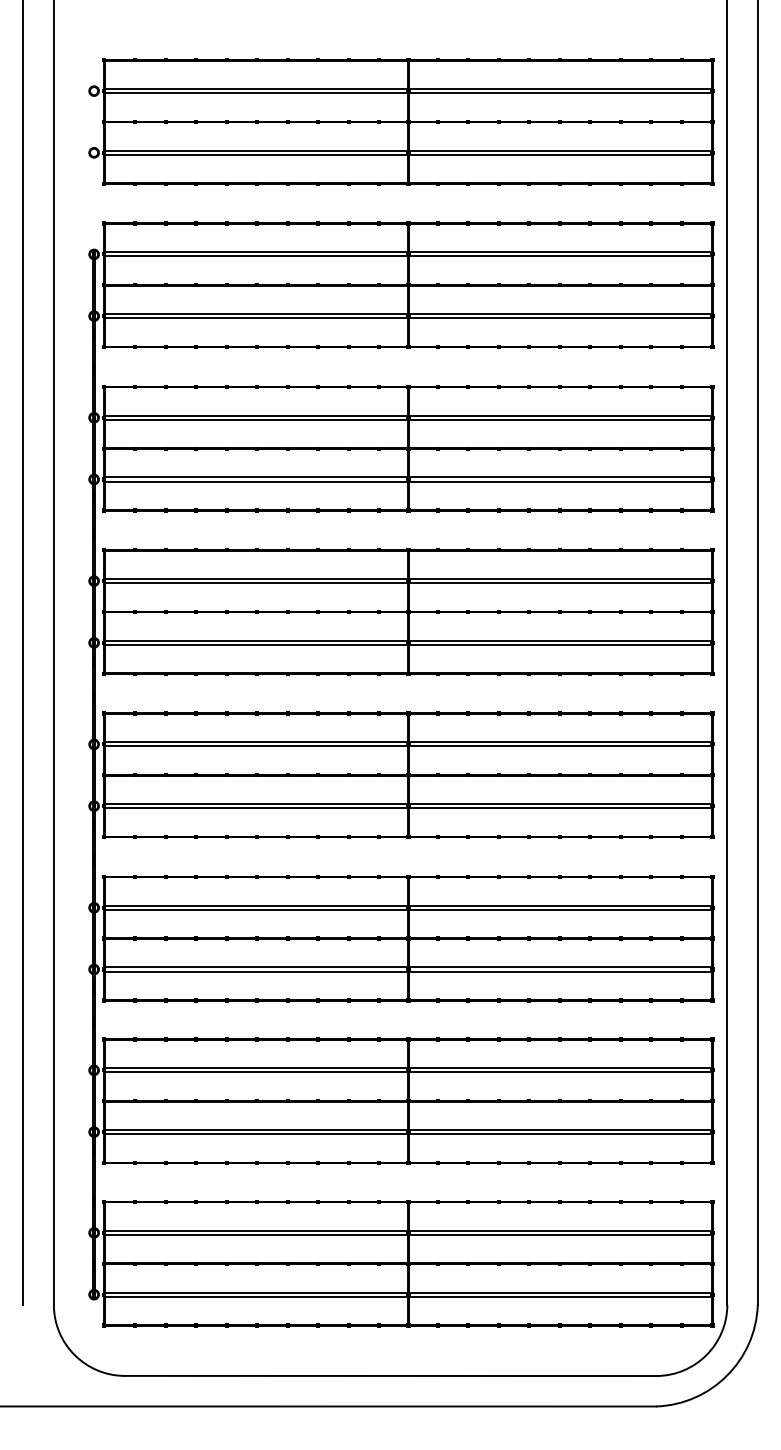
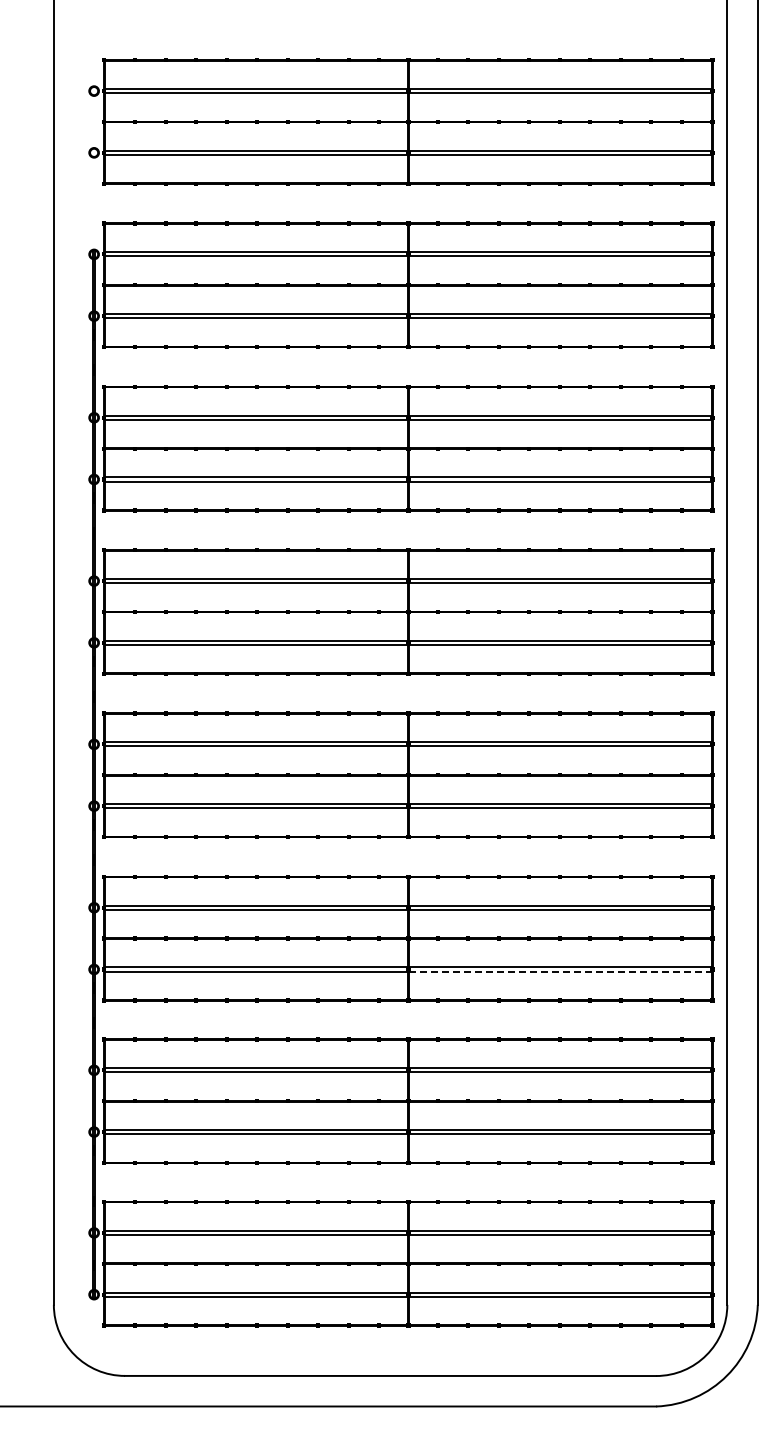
line: present -> none (23, 653)
line: solid -> dashed (560, 971)
